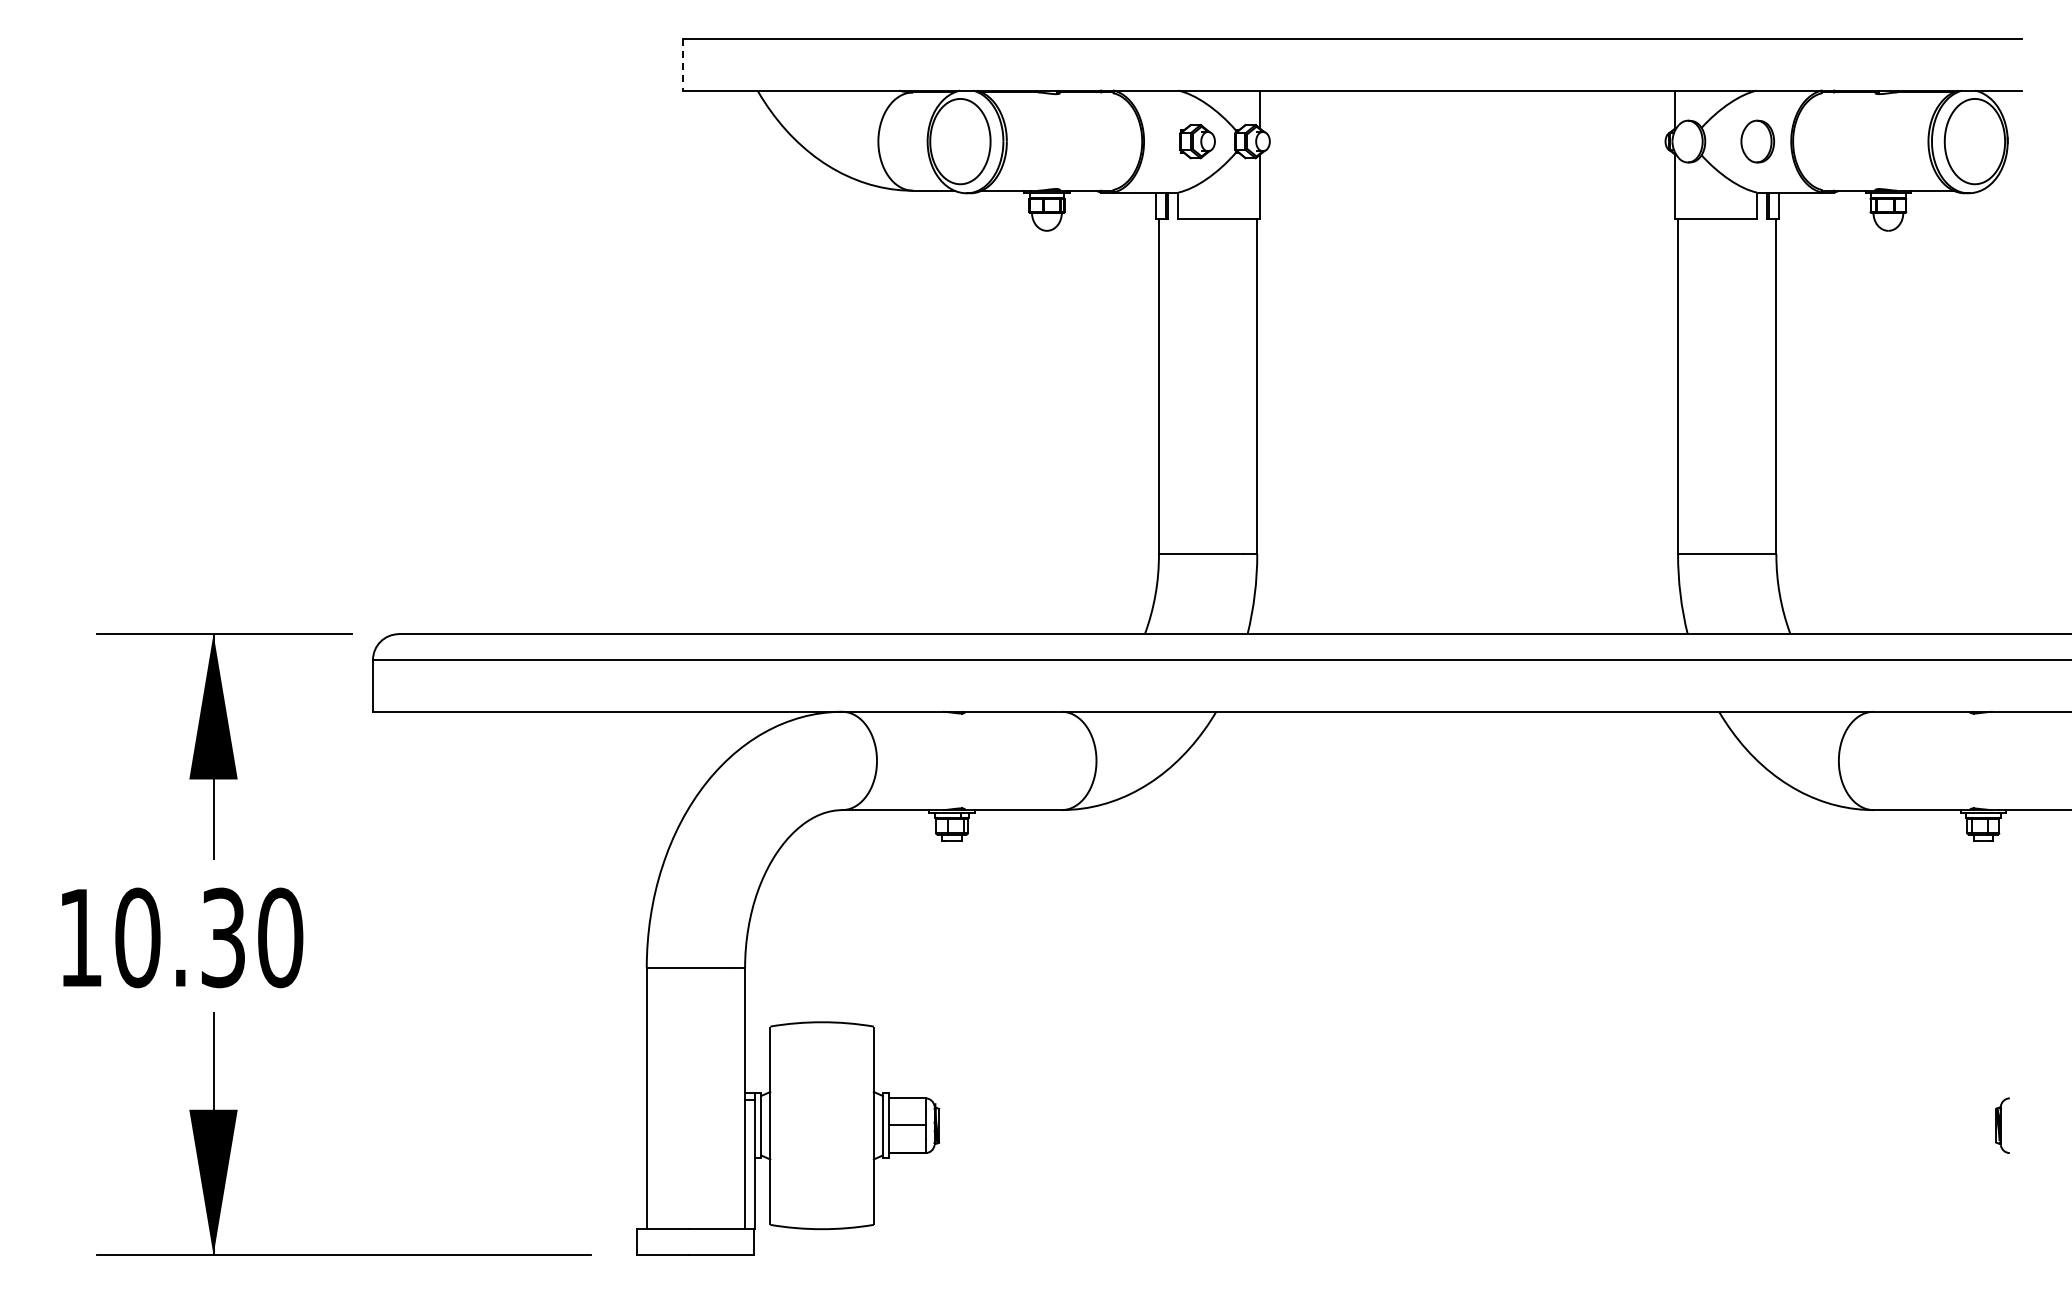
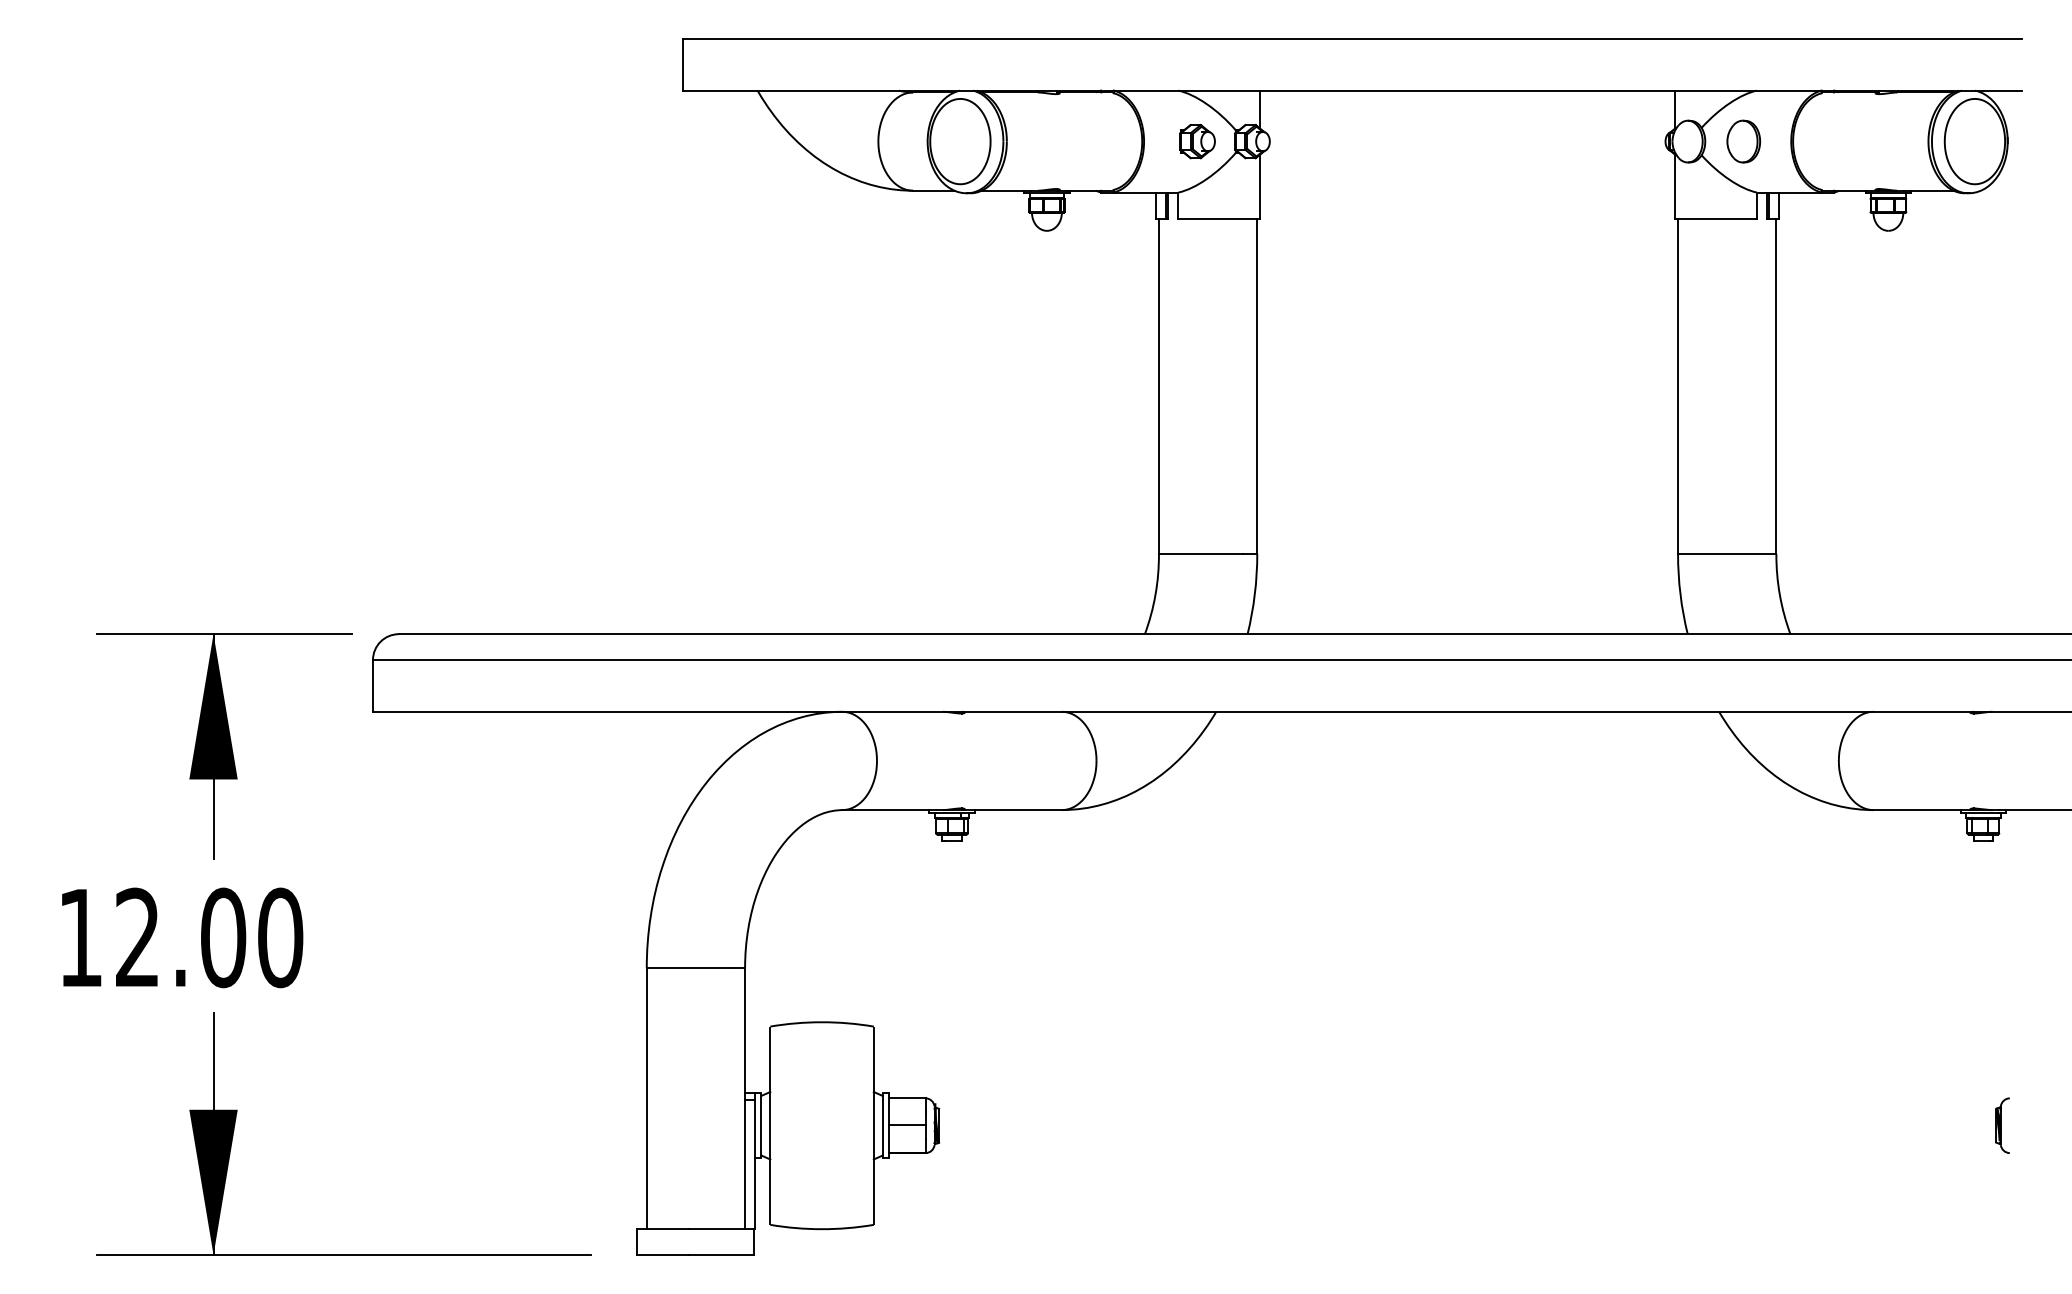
line: dashed -> solid (683, 64)
part position: (1757, 141) -> (1743, 141) (1743, 141)
text: 10.30 -> 12.00 (180, 937)
